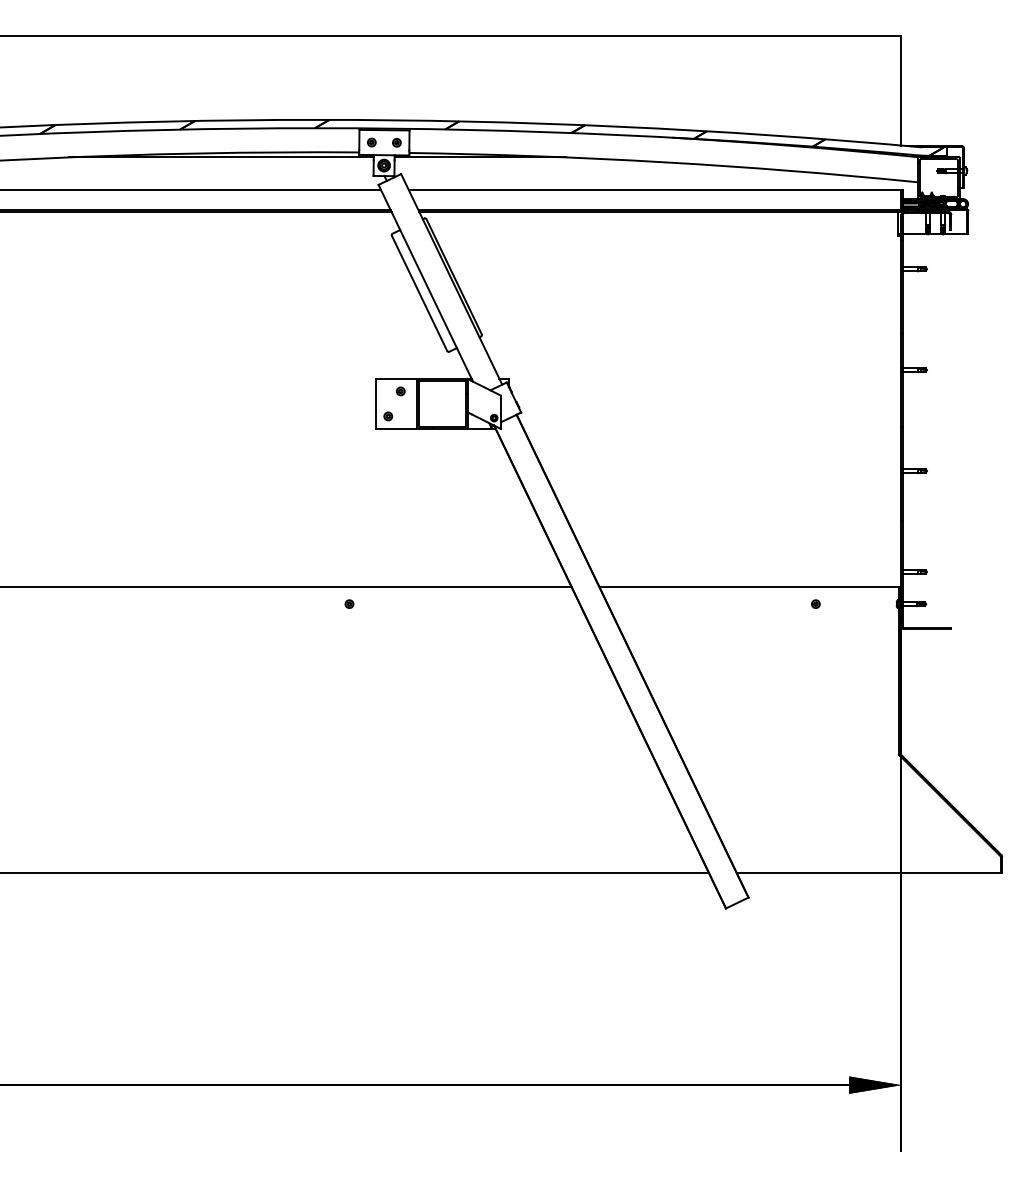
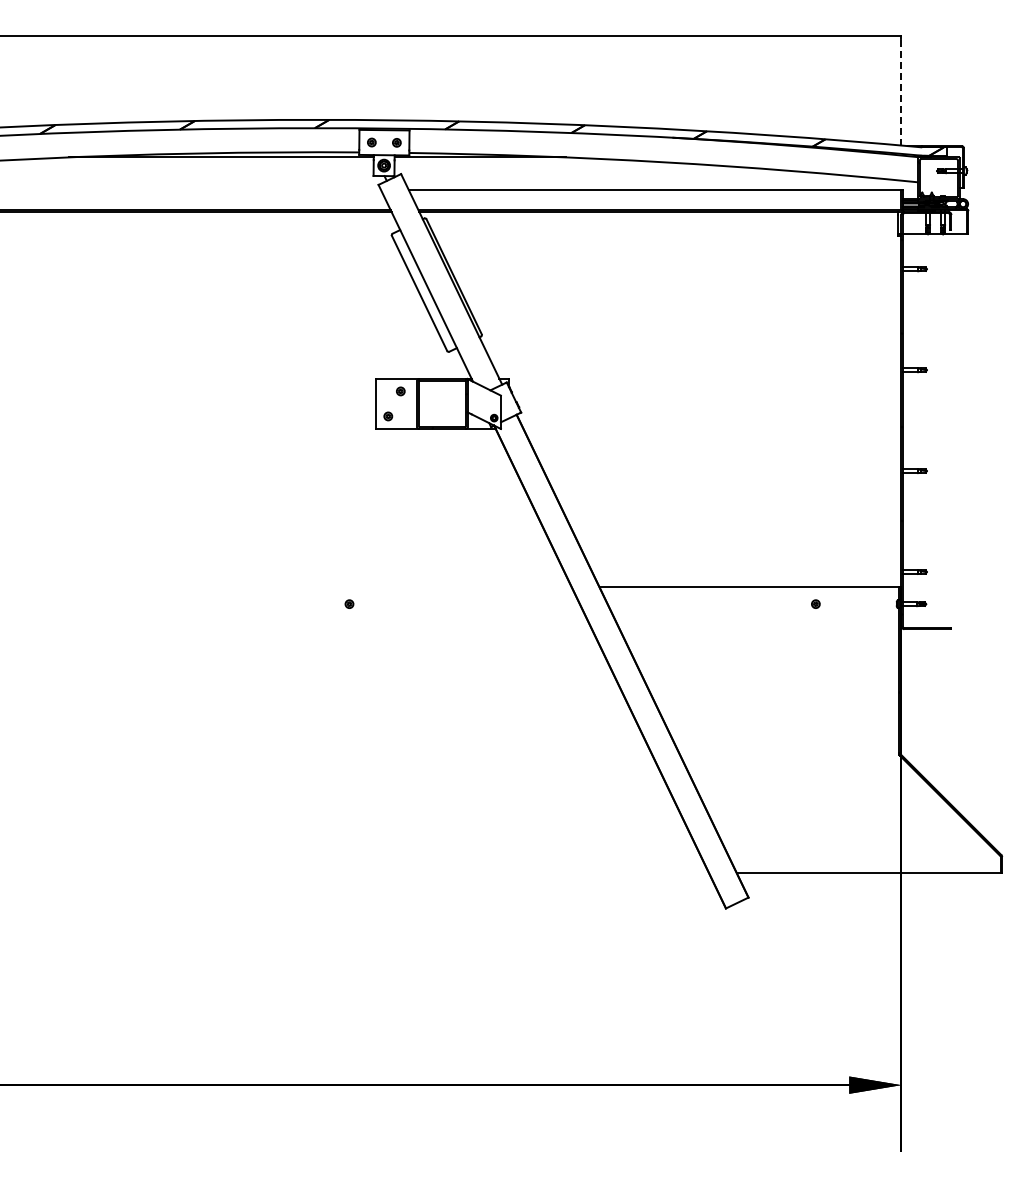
line: solid -> dashed (901, 92)
line: present -> none (191, 189)
line: present -> none (286, 587)
line: present -> none (355, 872)
